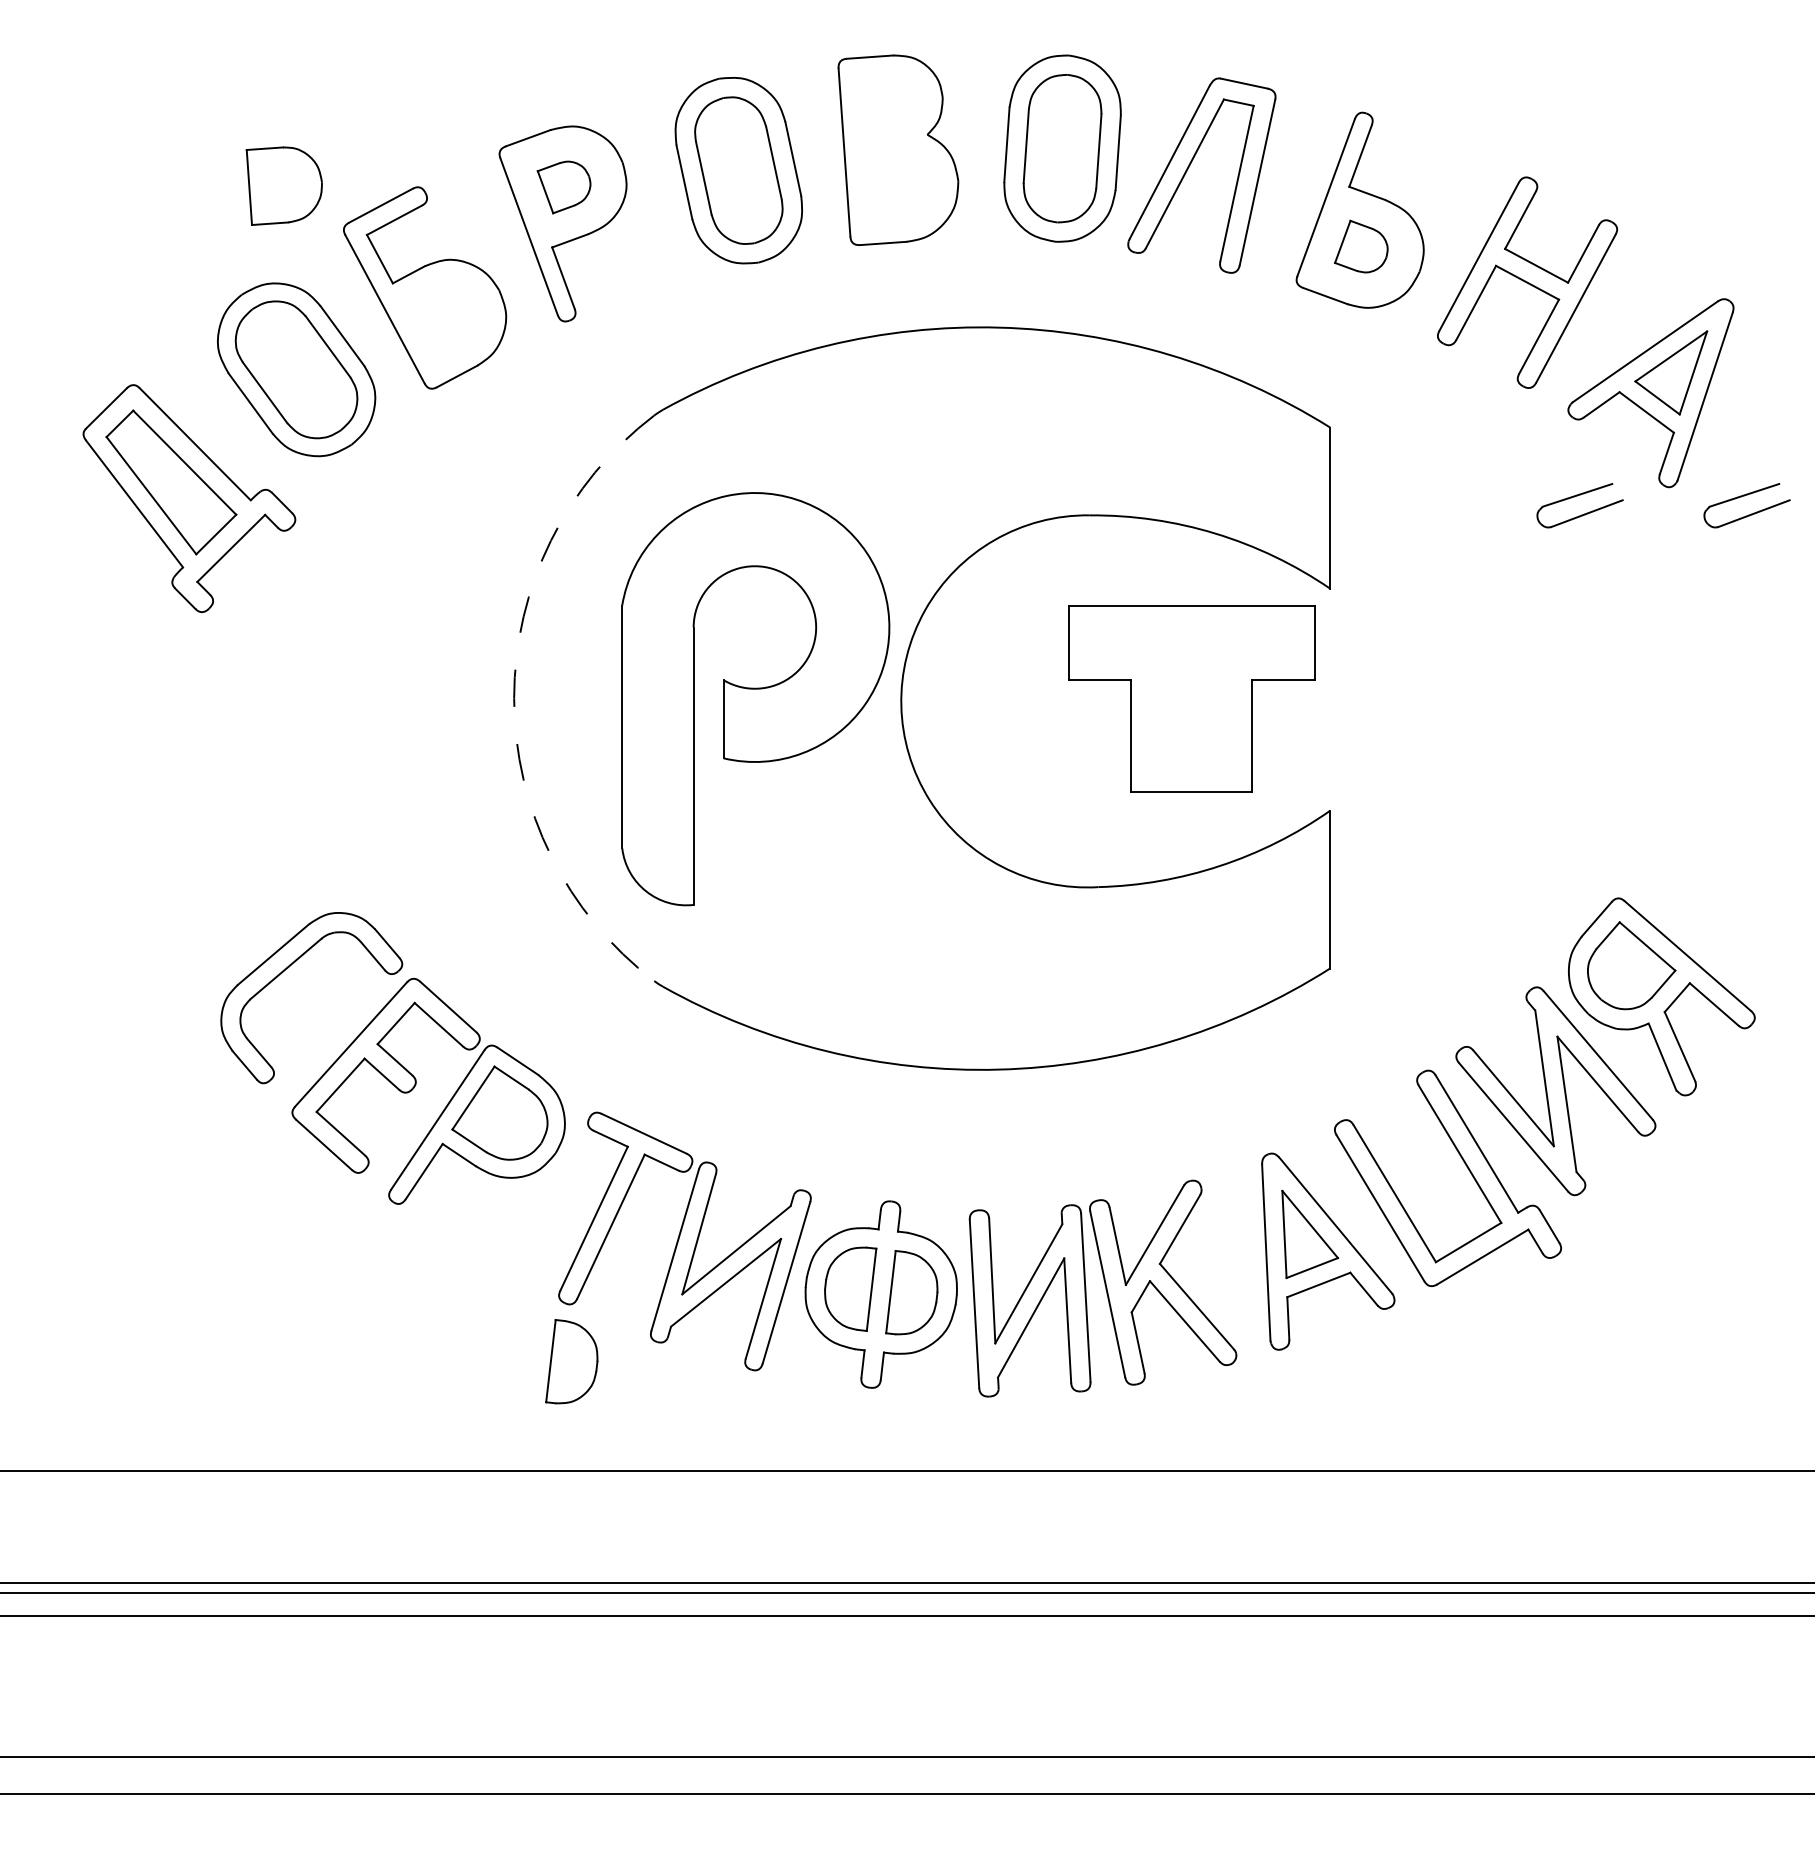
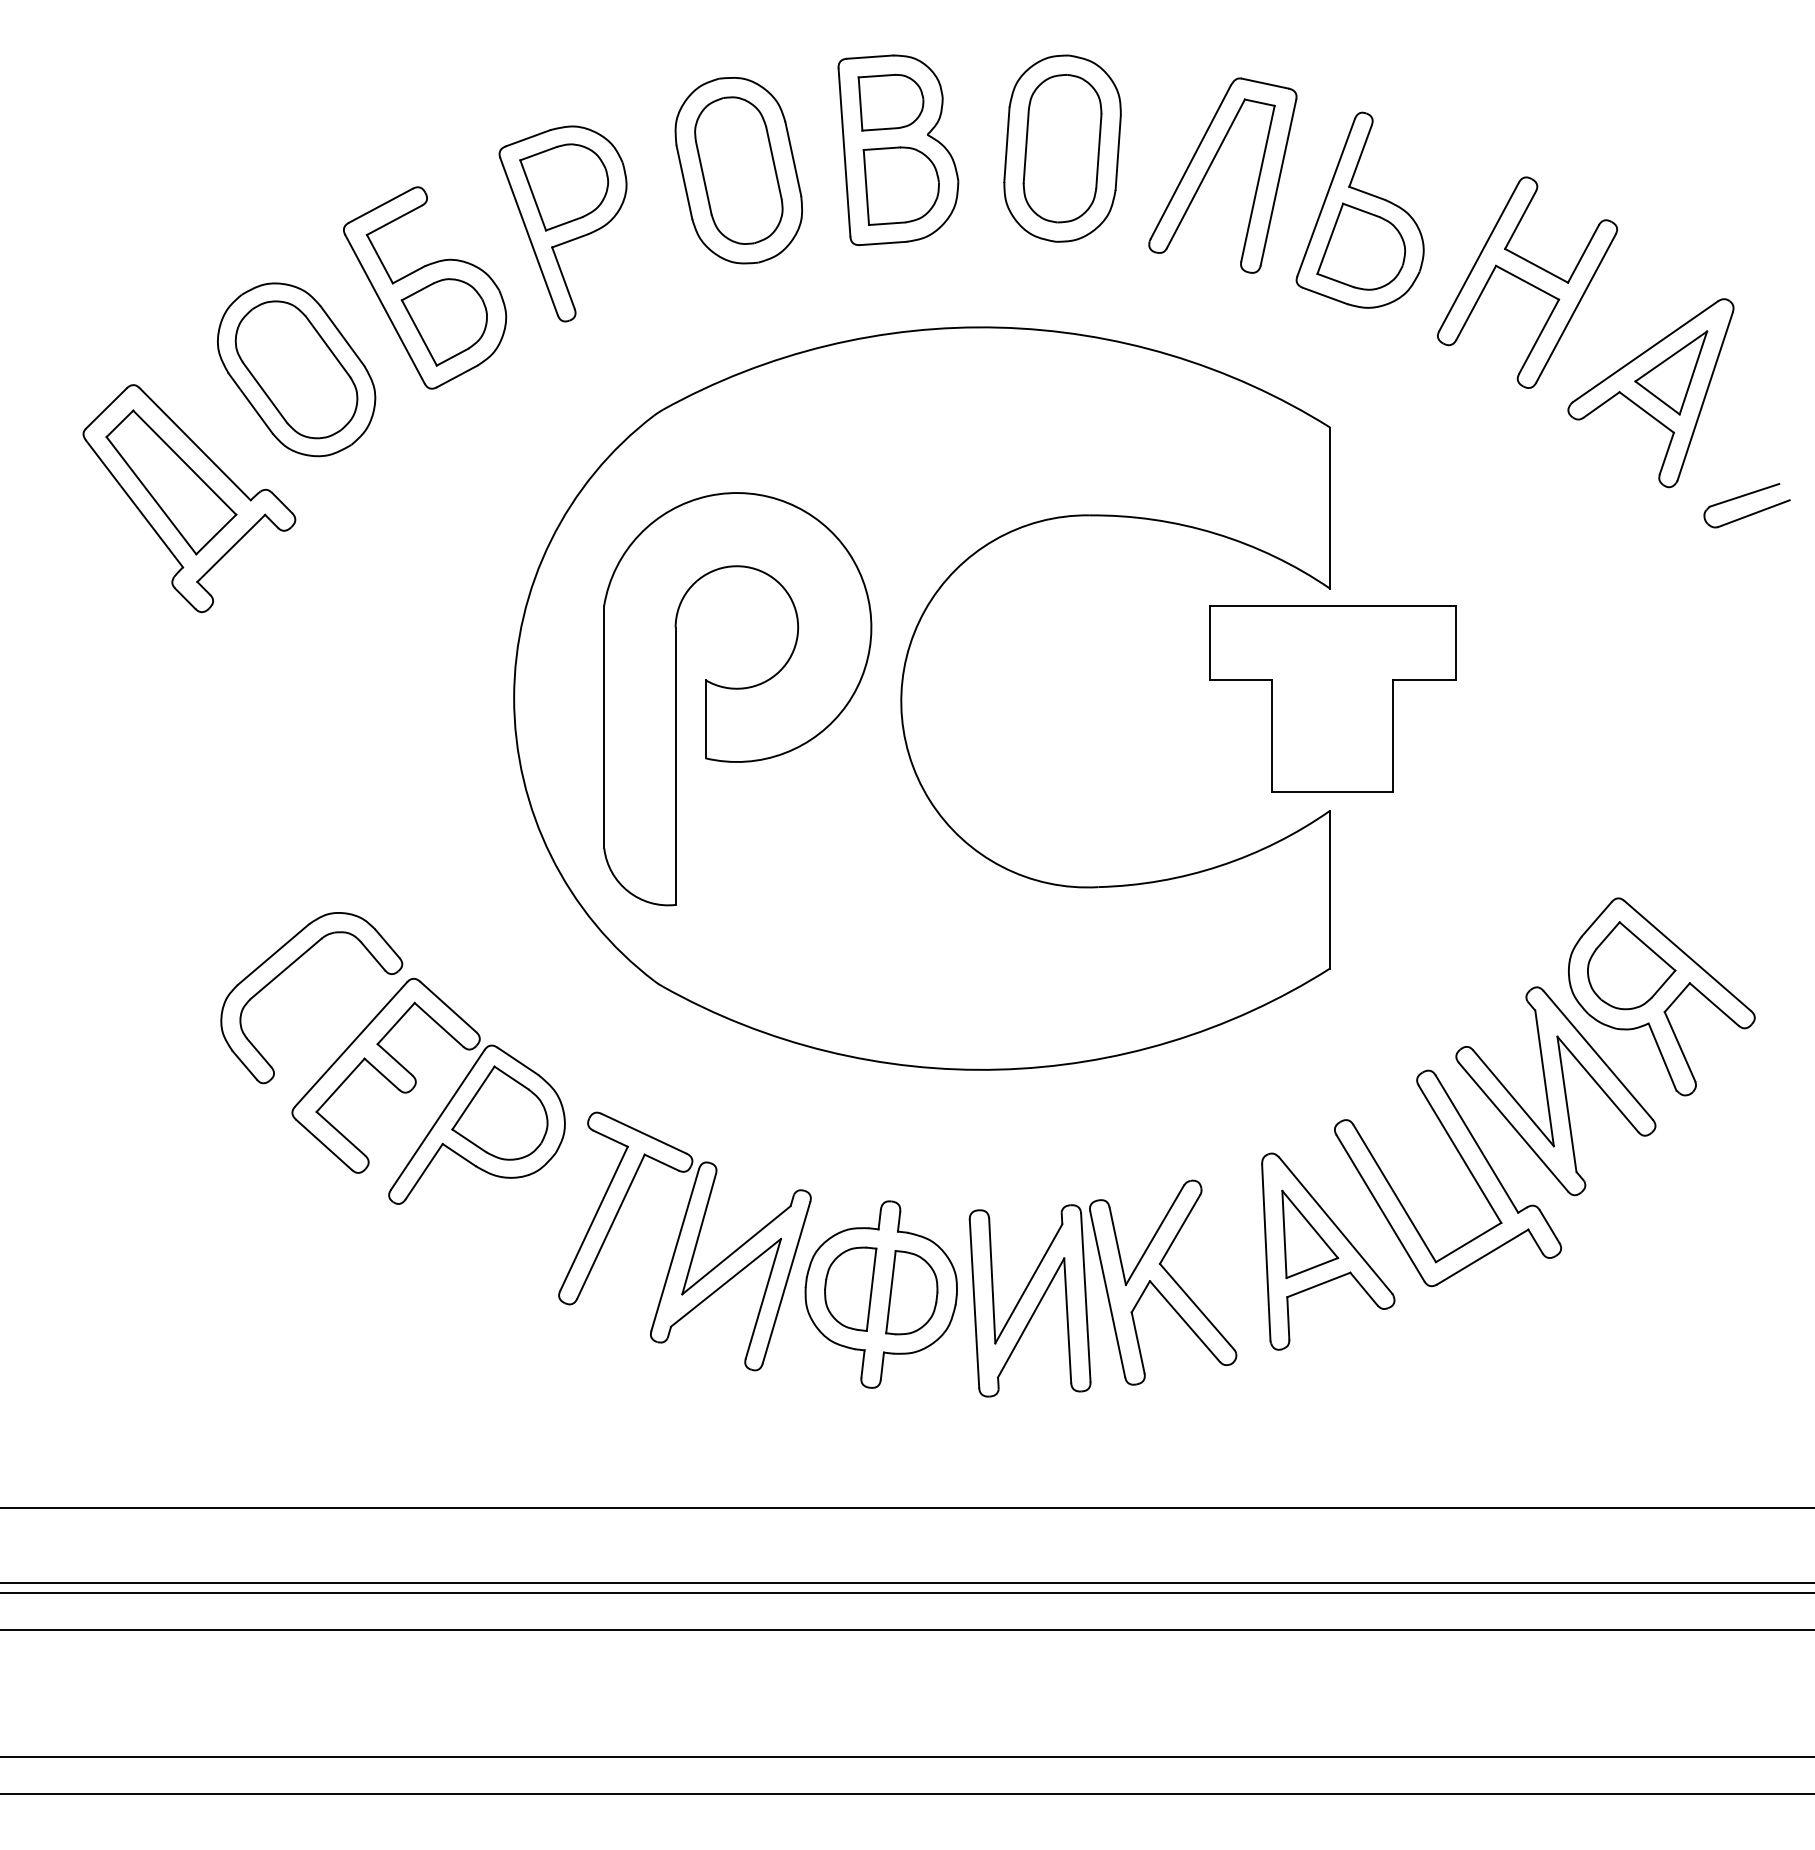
part: none -> present (890, 102)
part position: (1188, 169) -> (1209, 169) (1209, 169)
part position: (283, 185) -> (900, 185) (900, 185)
part size: 56x55 px -> 90x89 px (563, 187)
part size: 55x55 px -> 91x89 px (1361, 246)
part: none -> present (443, 322)
part: present -> none (1577, 496)
arc: dashed -> solid (514, 698)
part position: (1191, 698) -> (1332, 698) (1332, 698)
part position: (755, 699) -> (737, 699) (737, 699)
part: present -> none (571, 1361)
line position: (906, 1471) -> (906, 1508) (906, 1508)
line position: (906, 1616) -> (906, 1630) (906, 1630)
